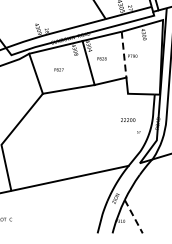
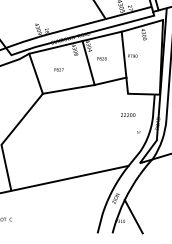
line: dashed -> solid (124, 55)
text position: (128, 119) -> (128, 114) (128, 114)
line: dashed -> solid (133, 216)
